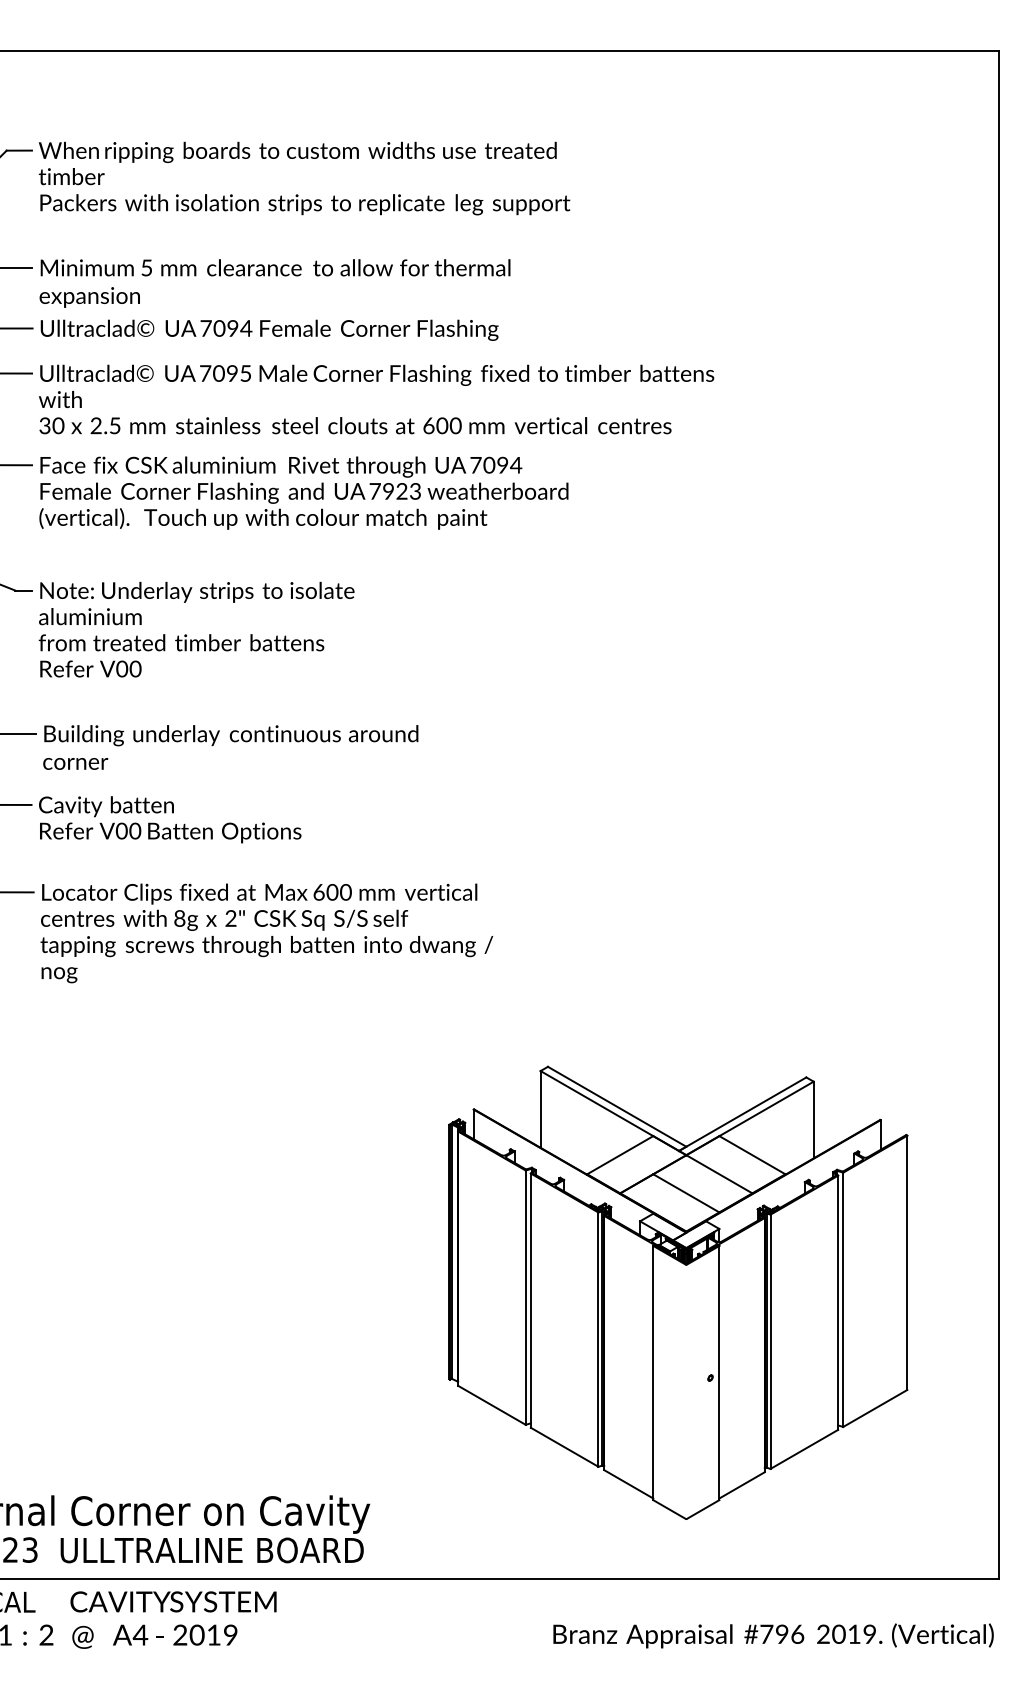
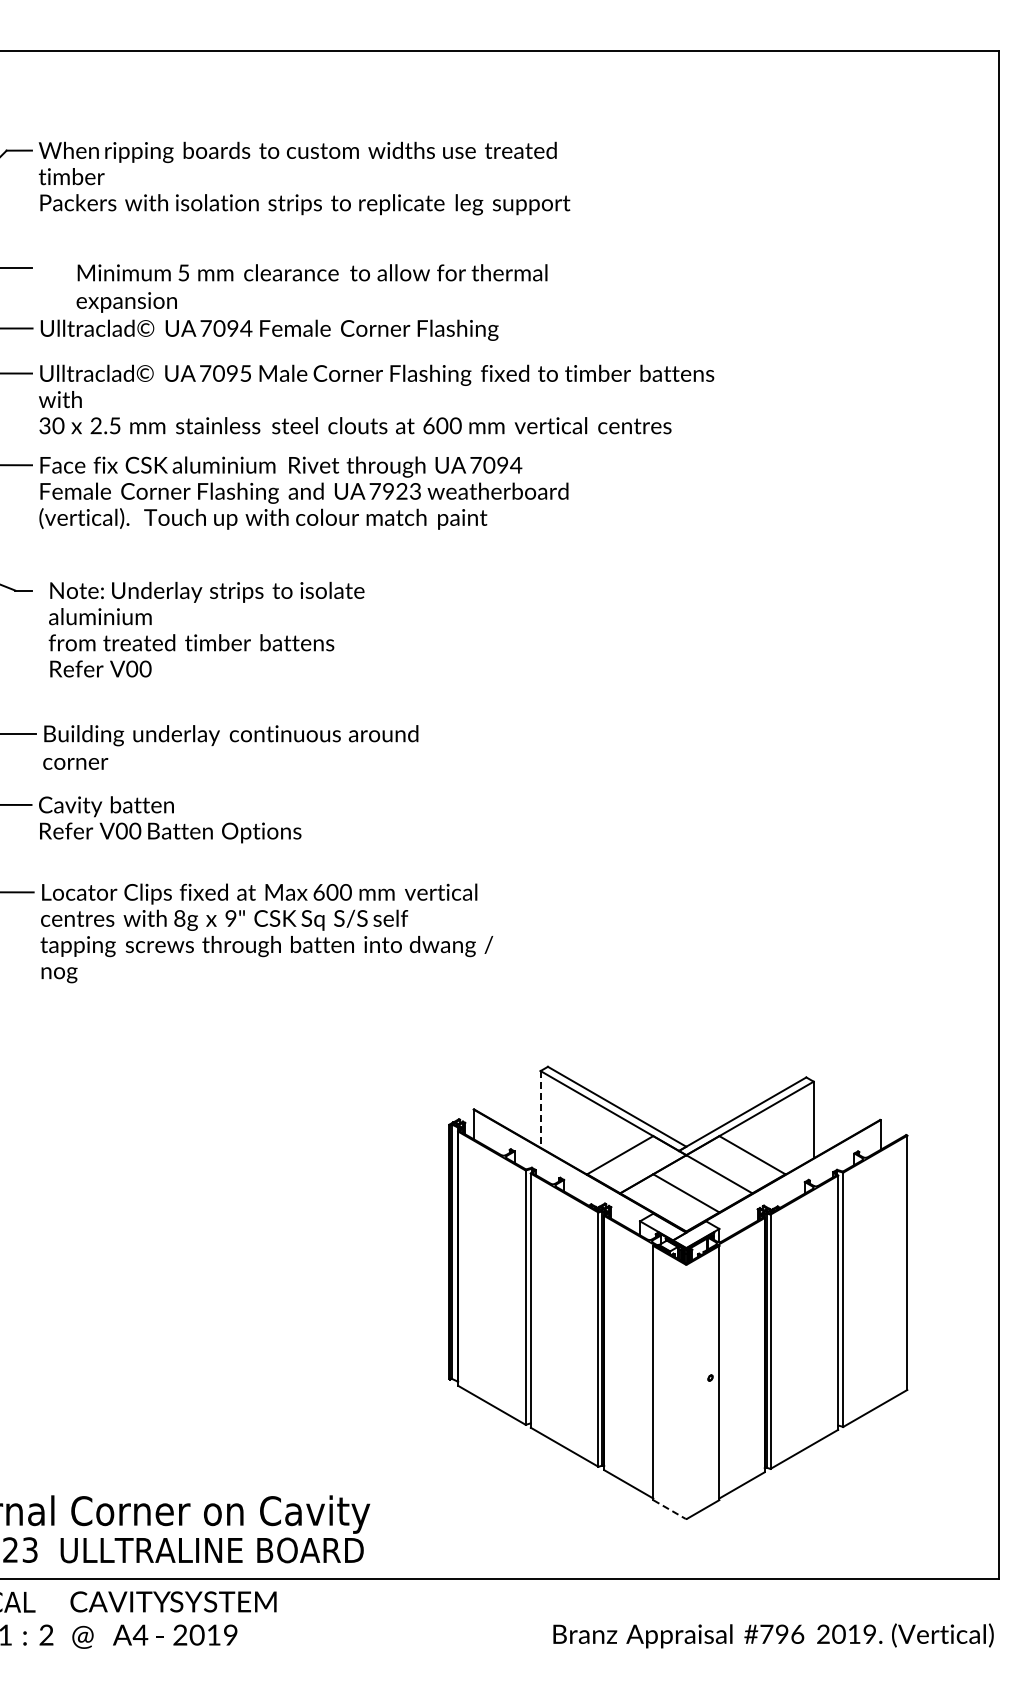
text position: (274, 283) -> (311, 288) (311, 288)
text position: (196, 629) -> (206, 629) (206, 629)
text: 2" -> 9" (230, 918)
line: solid -> dashed (540, 1109)
line: solid -> dashed (669, 1509)
